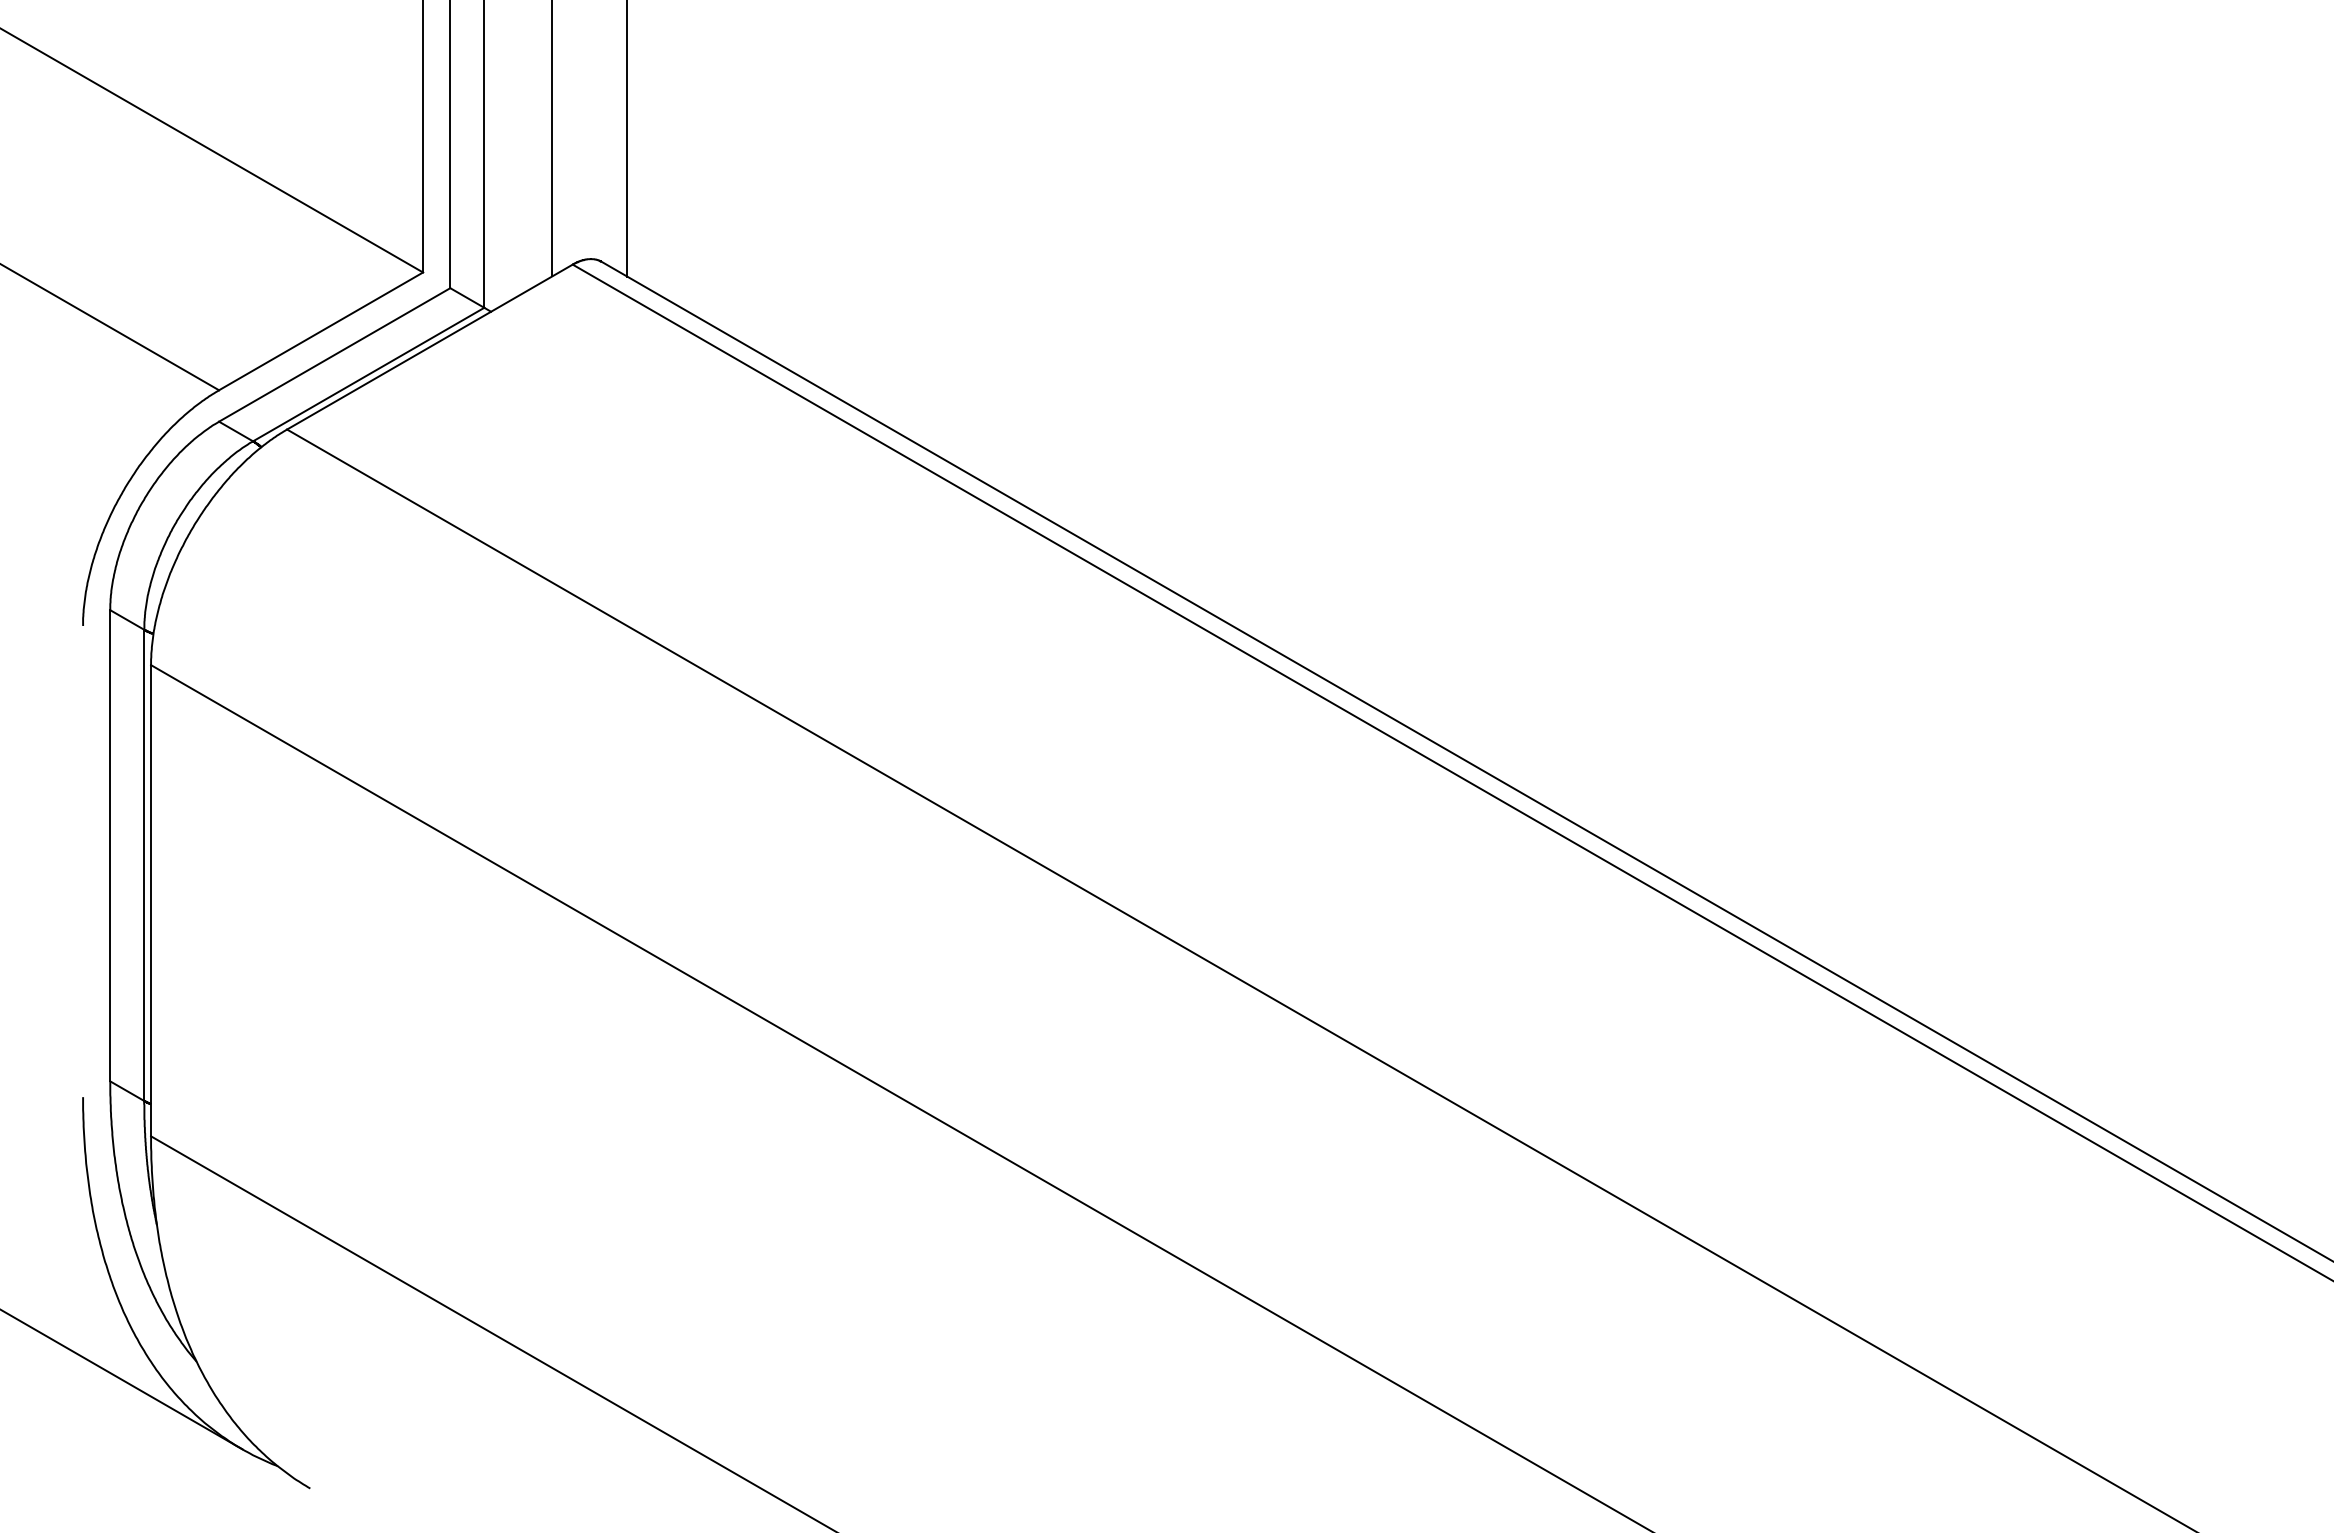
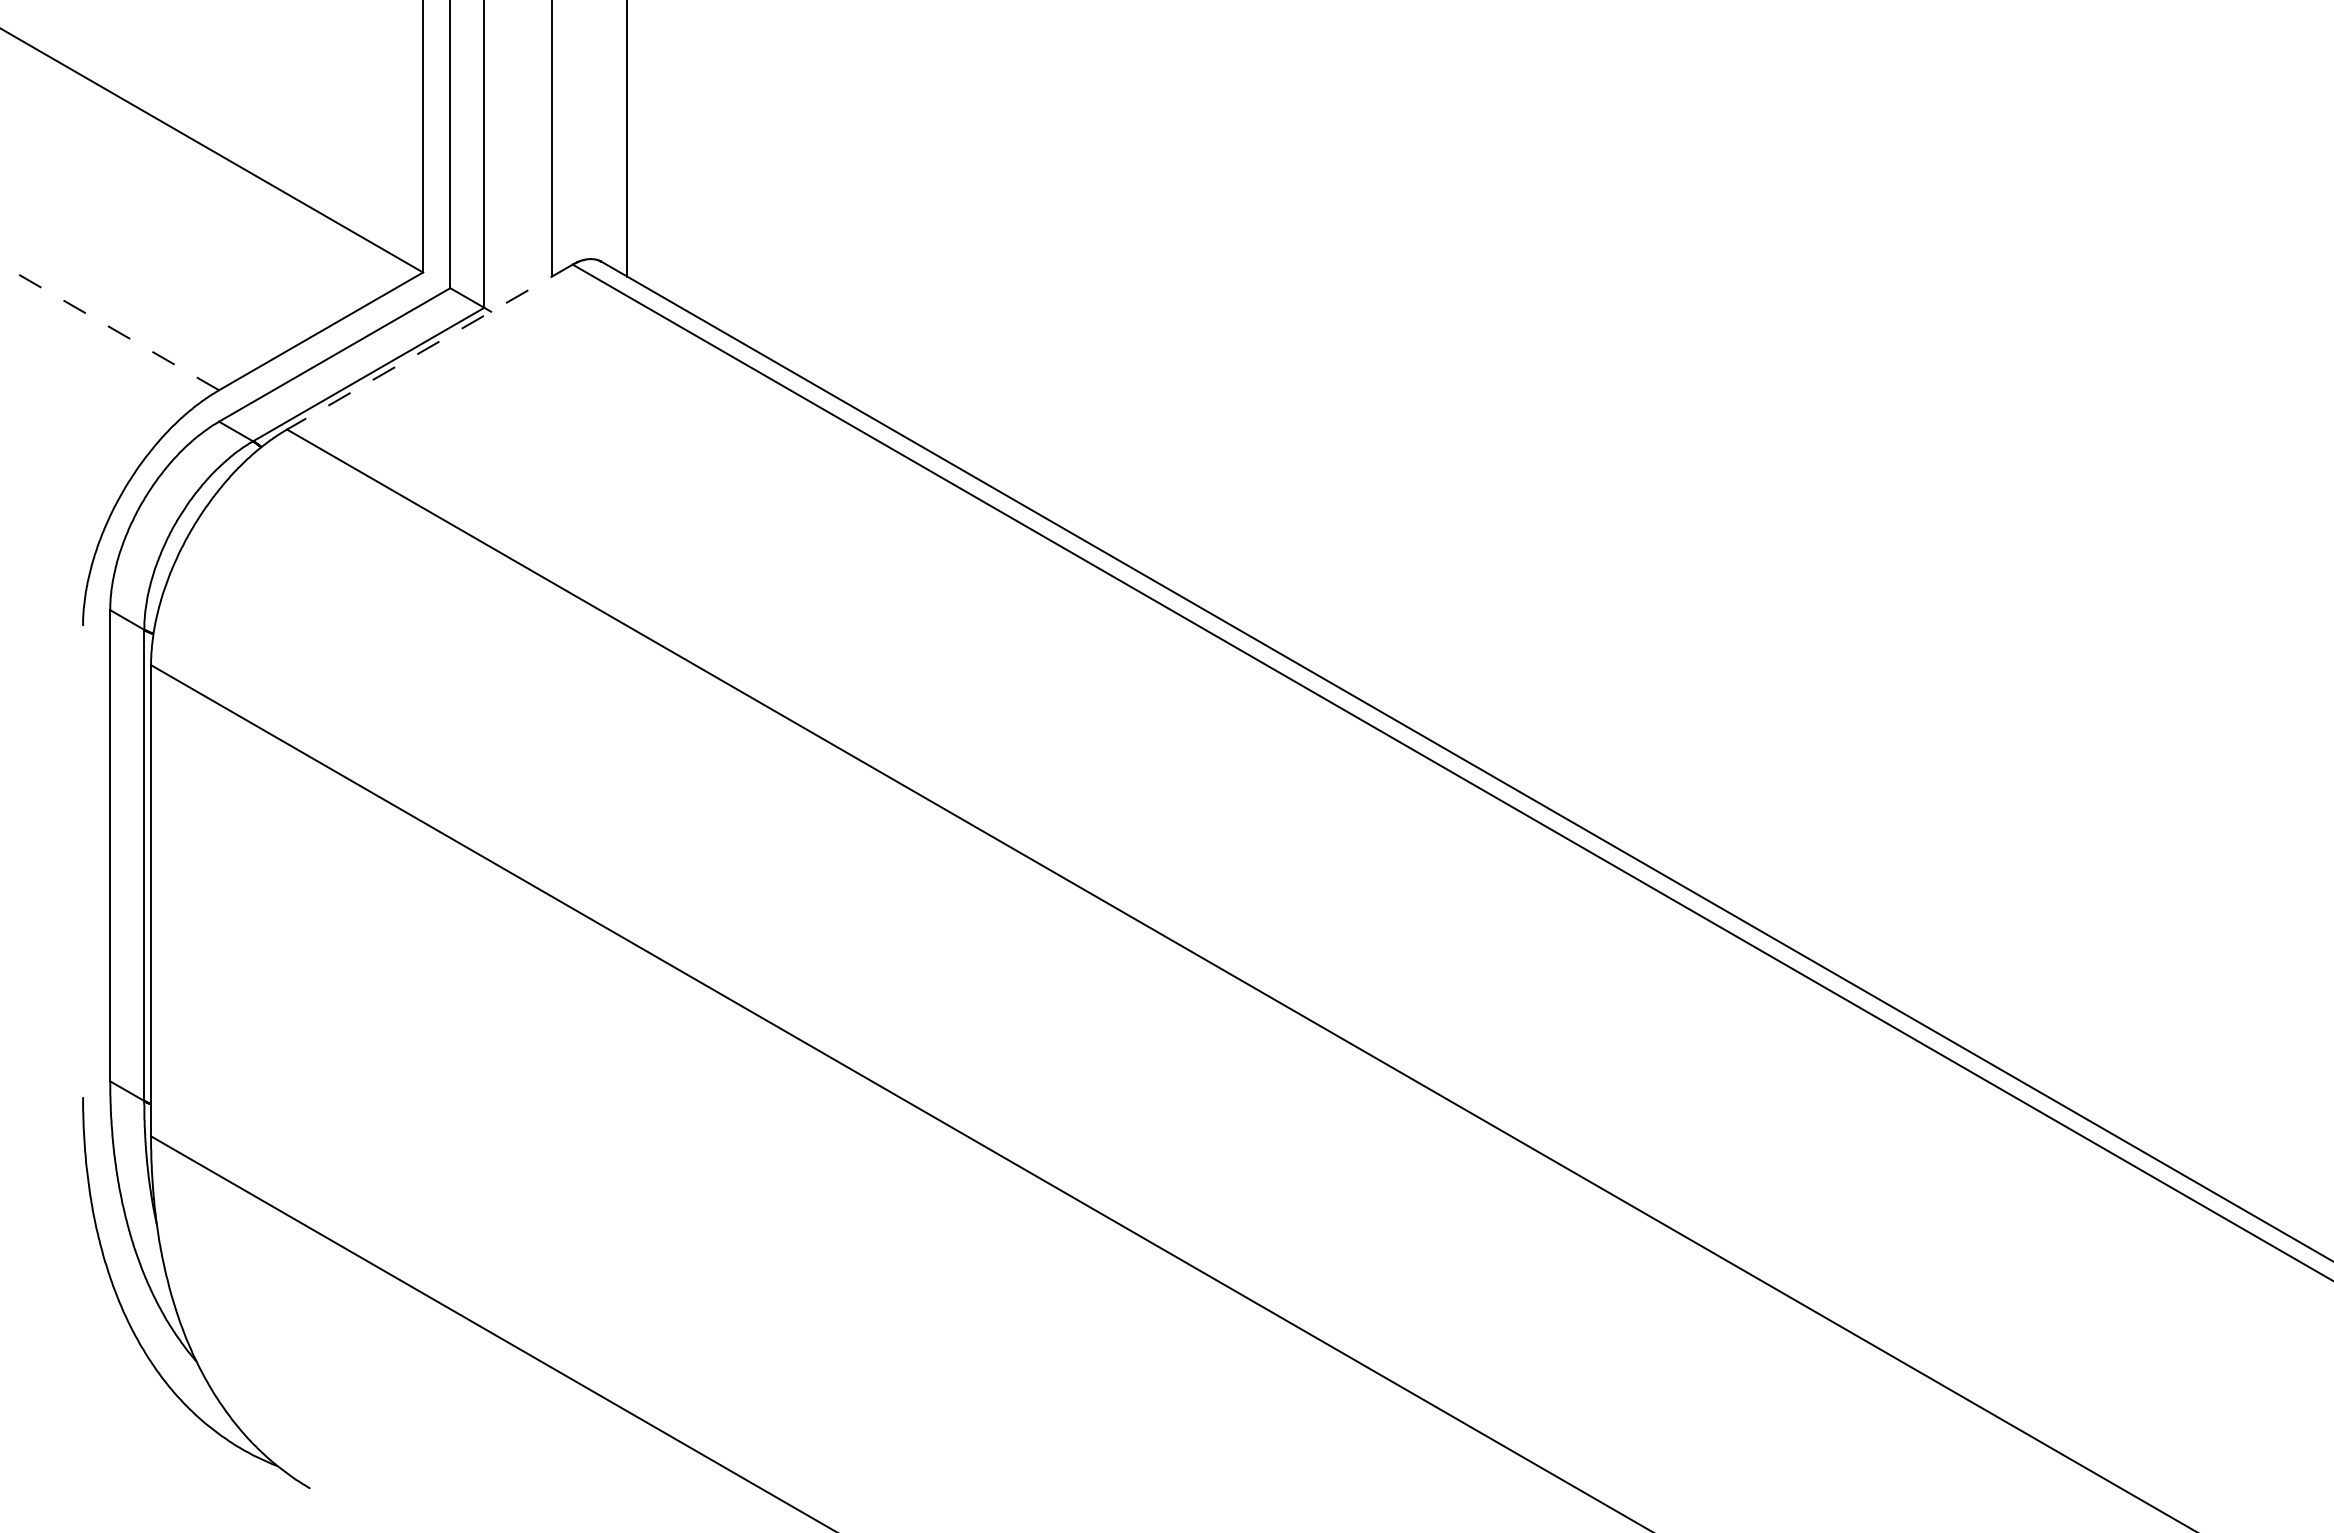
line: solid -> dashed (109, 326)
line: solid -> dashed (429, 347)
line: present -> none (122, 1379)
